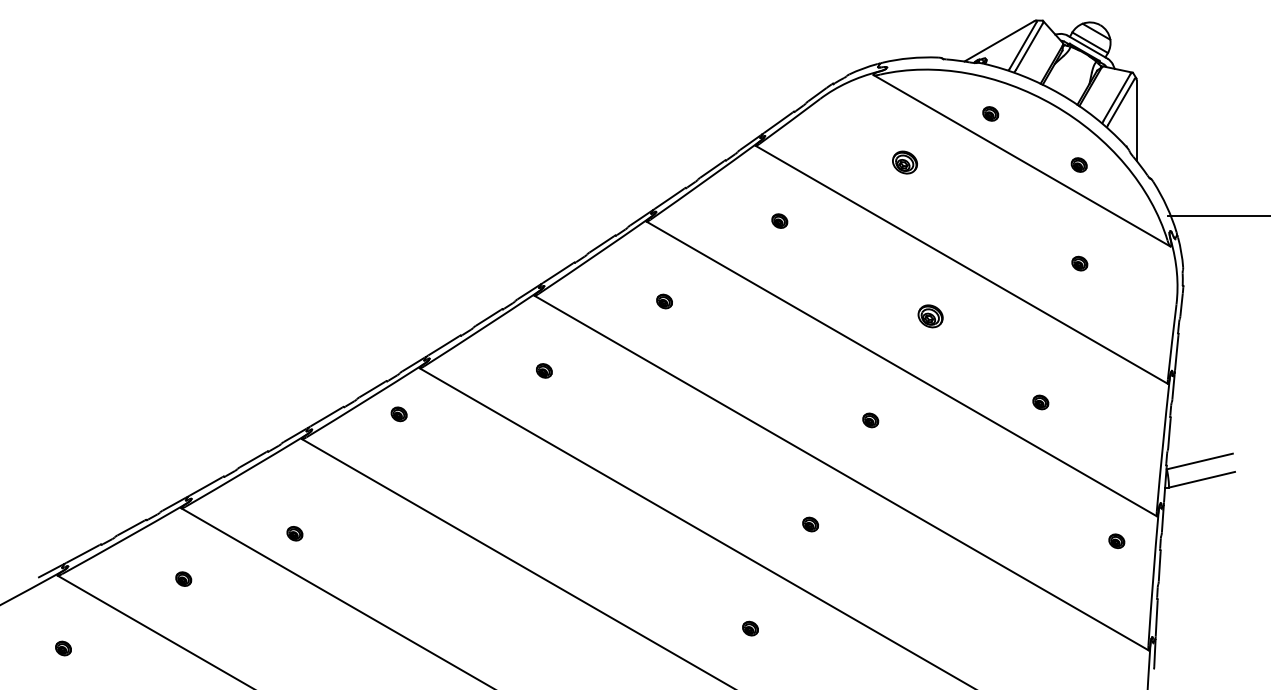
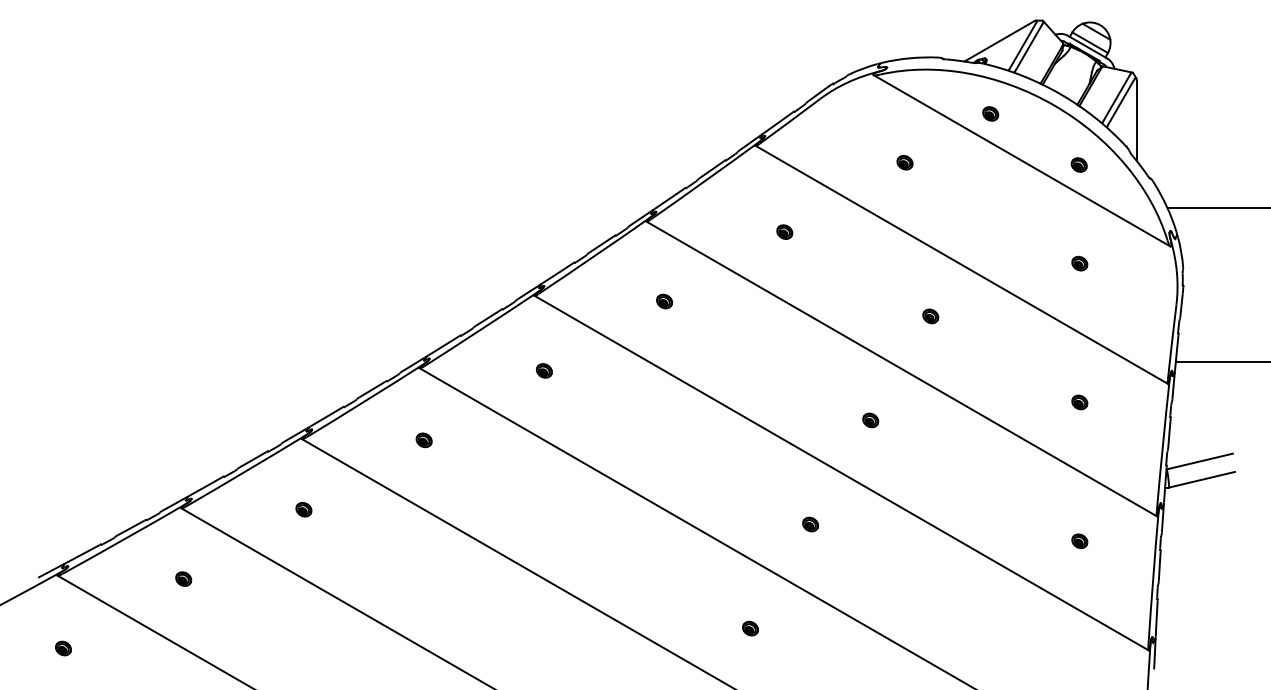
part size: 26x25 px -> 18x16 px (904, 162)
line position: (1217, 216) -> (1217, 208) (1217, 208)
part position: (779, 220) -> (784, 231) (784, 231)
part size: 27x25 px -> 18x17 px (930, 316)
line: none -> present (1221, 362)
part position: (1040, 402) -> (1079, 402) (1079, 402)
part position: (398, 414) -> (423, 440) (423, 440)
part position: (294, 533) -> (303, 509) (303, 509)
part position: (1116, 540) -> (1079, 540) (1079, 540)
